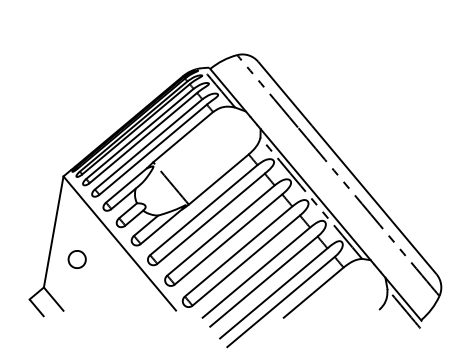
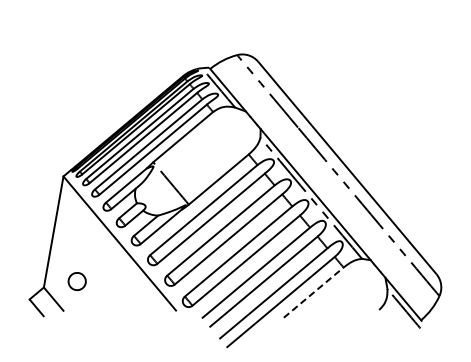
part position: (76, 259) -> (76, 281) (76, 281)
line: solid -> dashed (314, 292)
